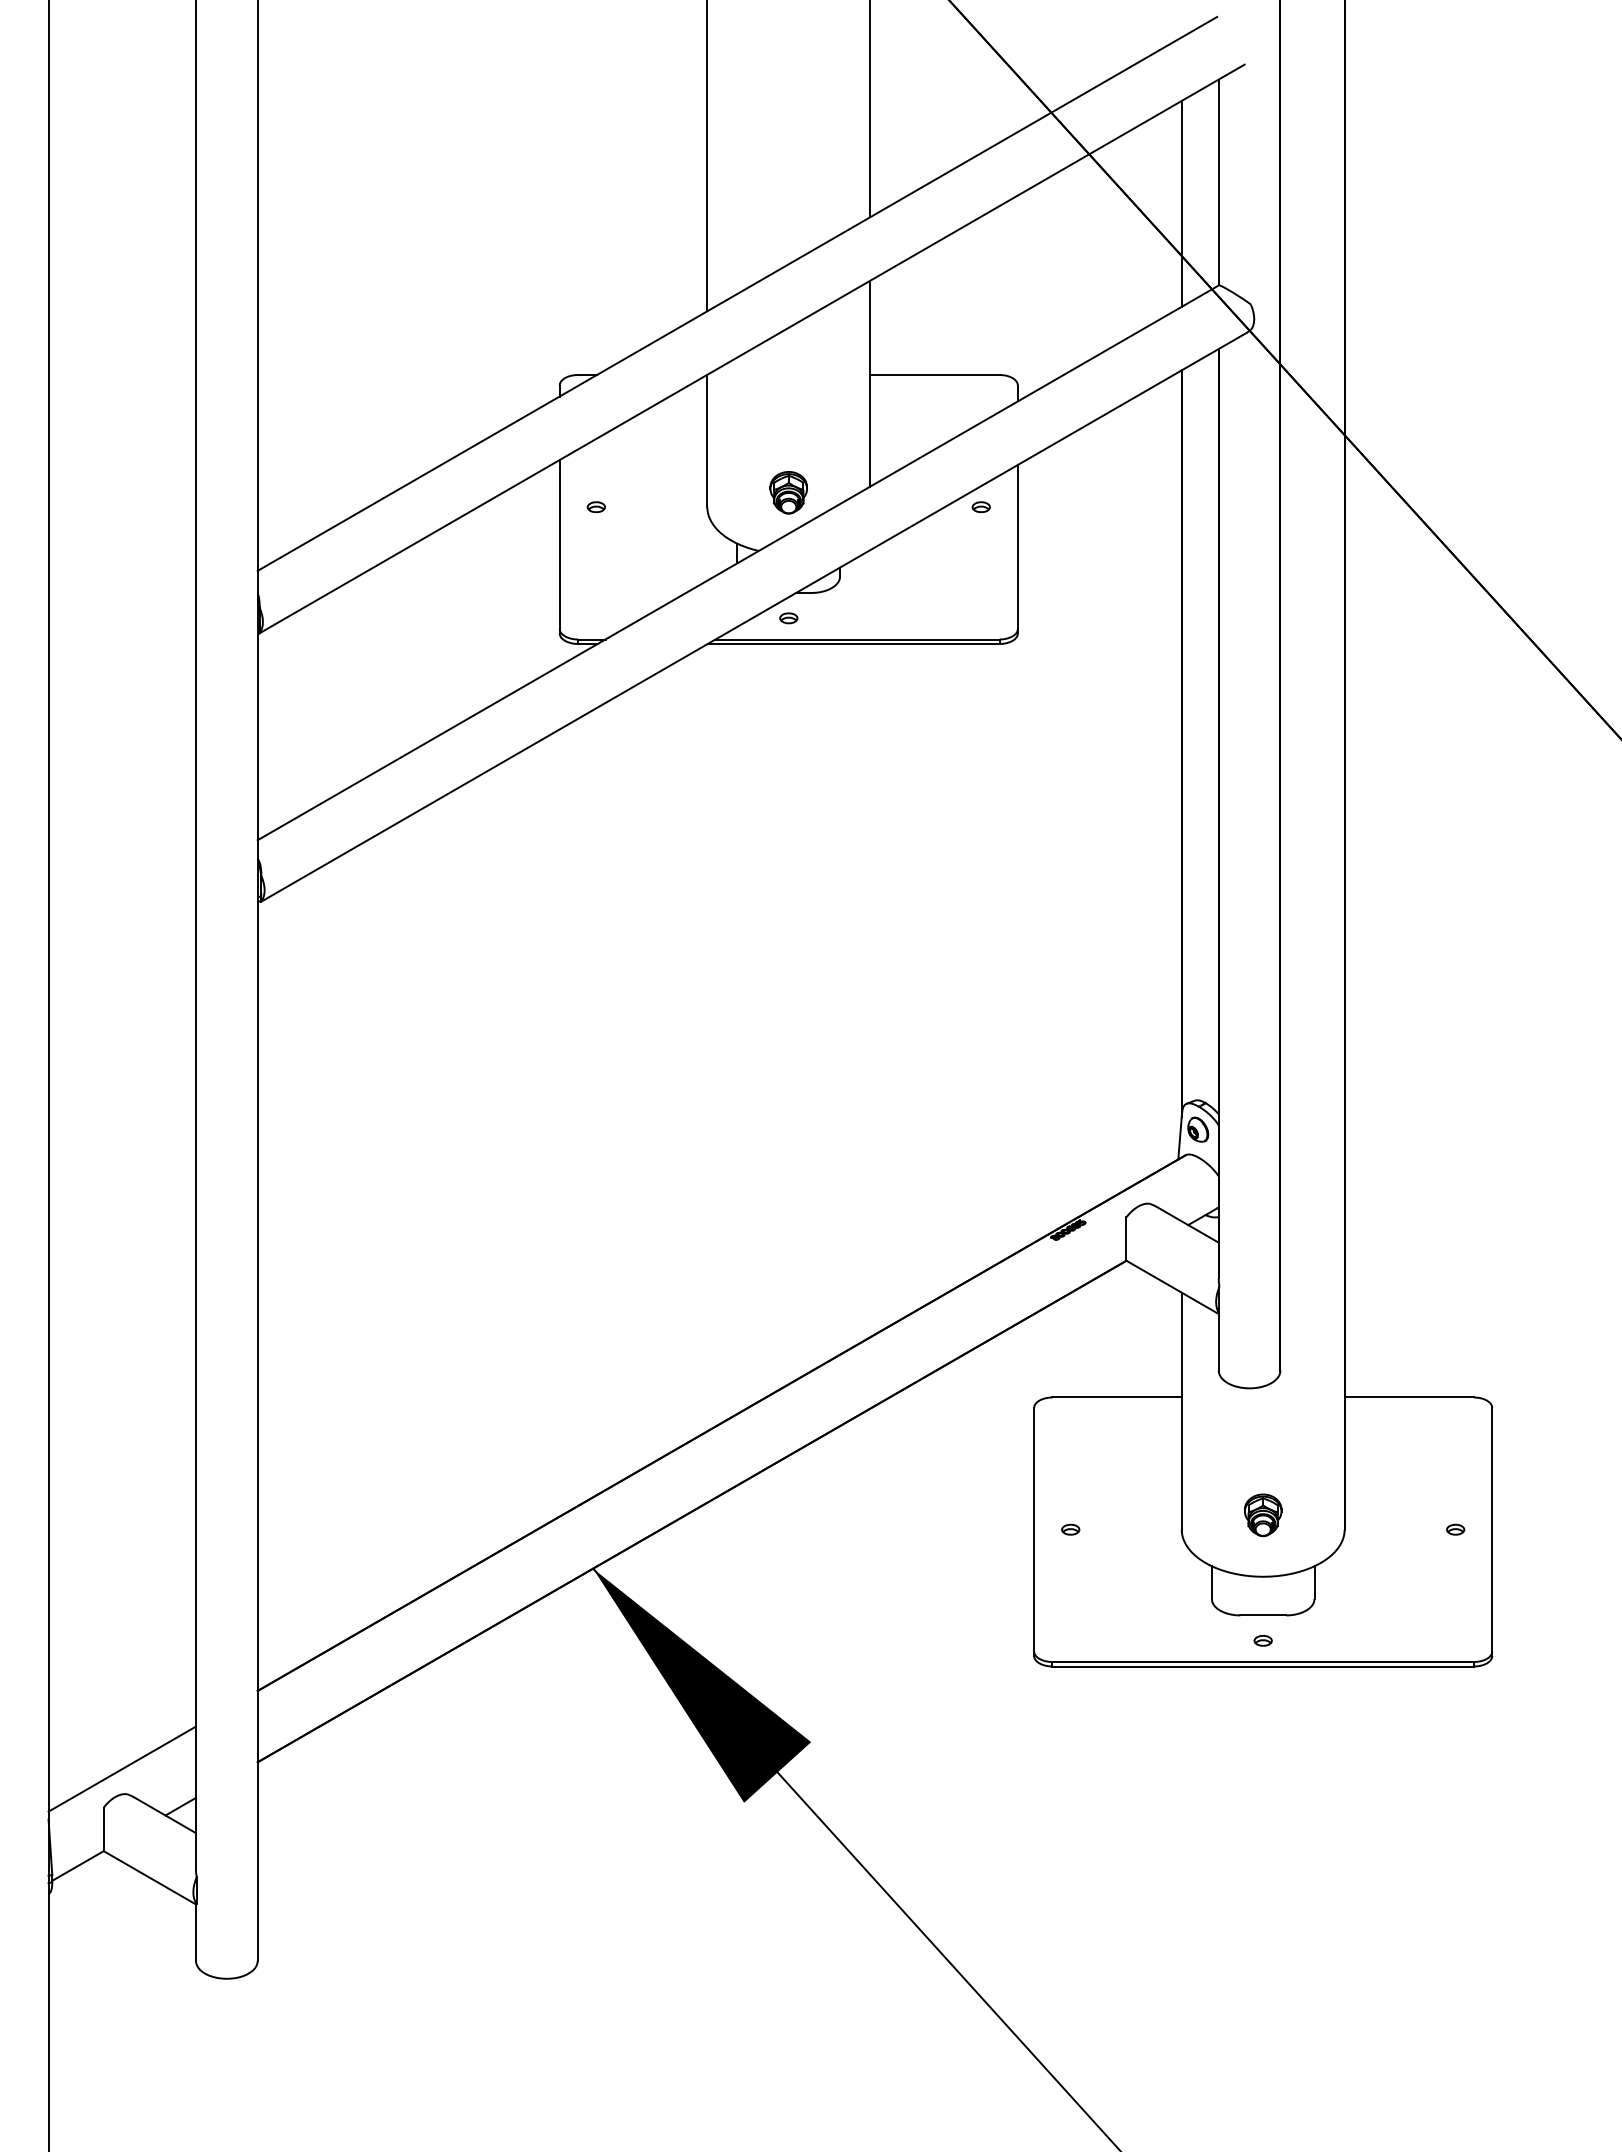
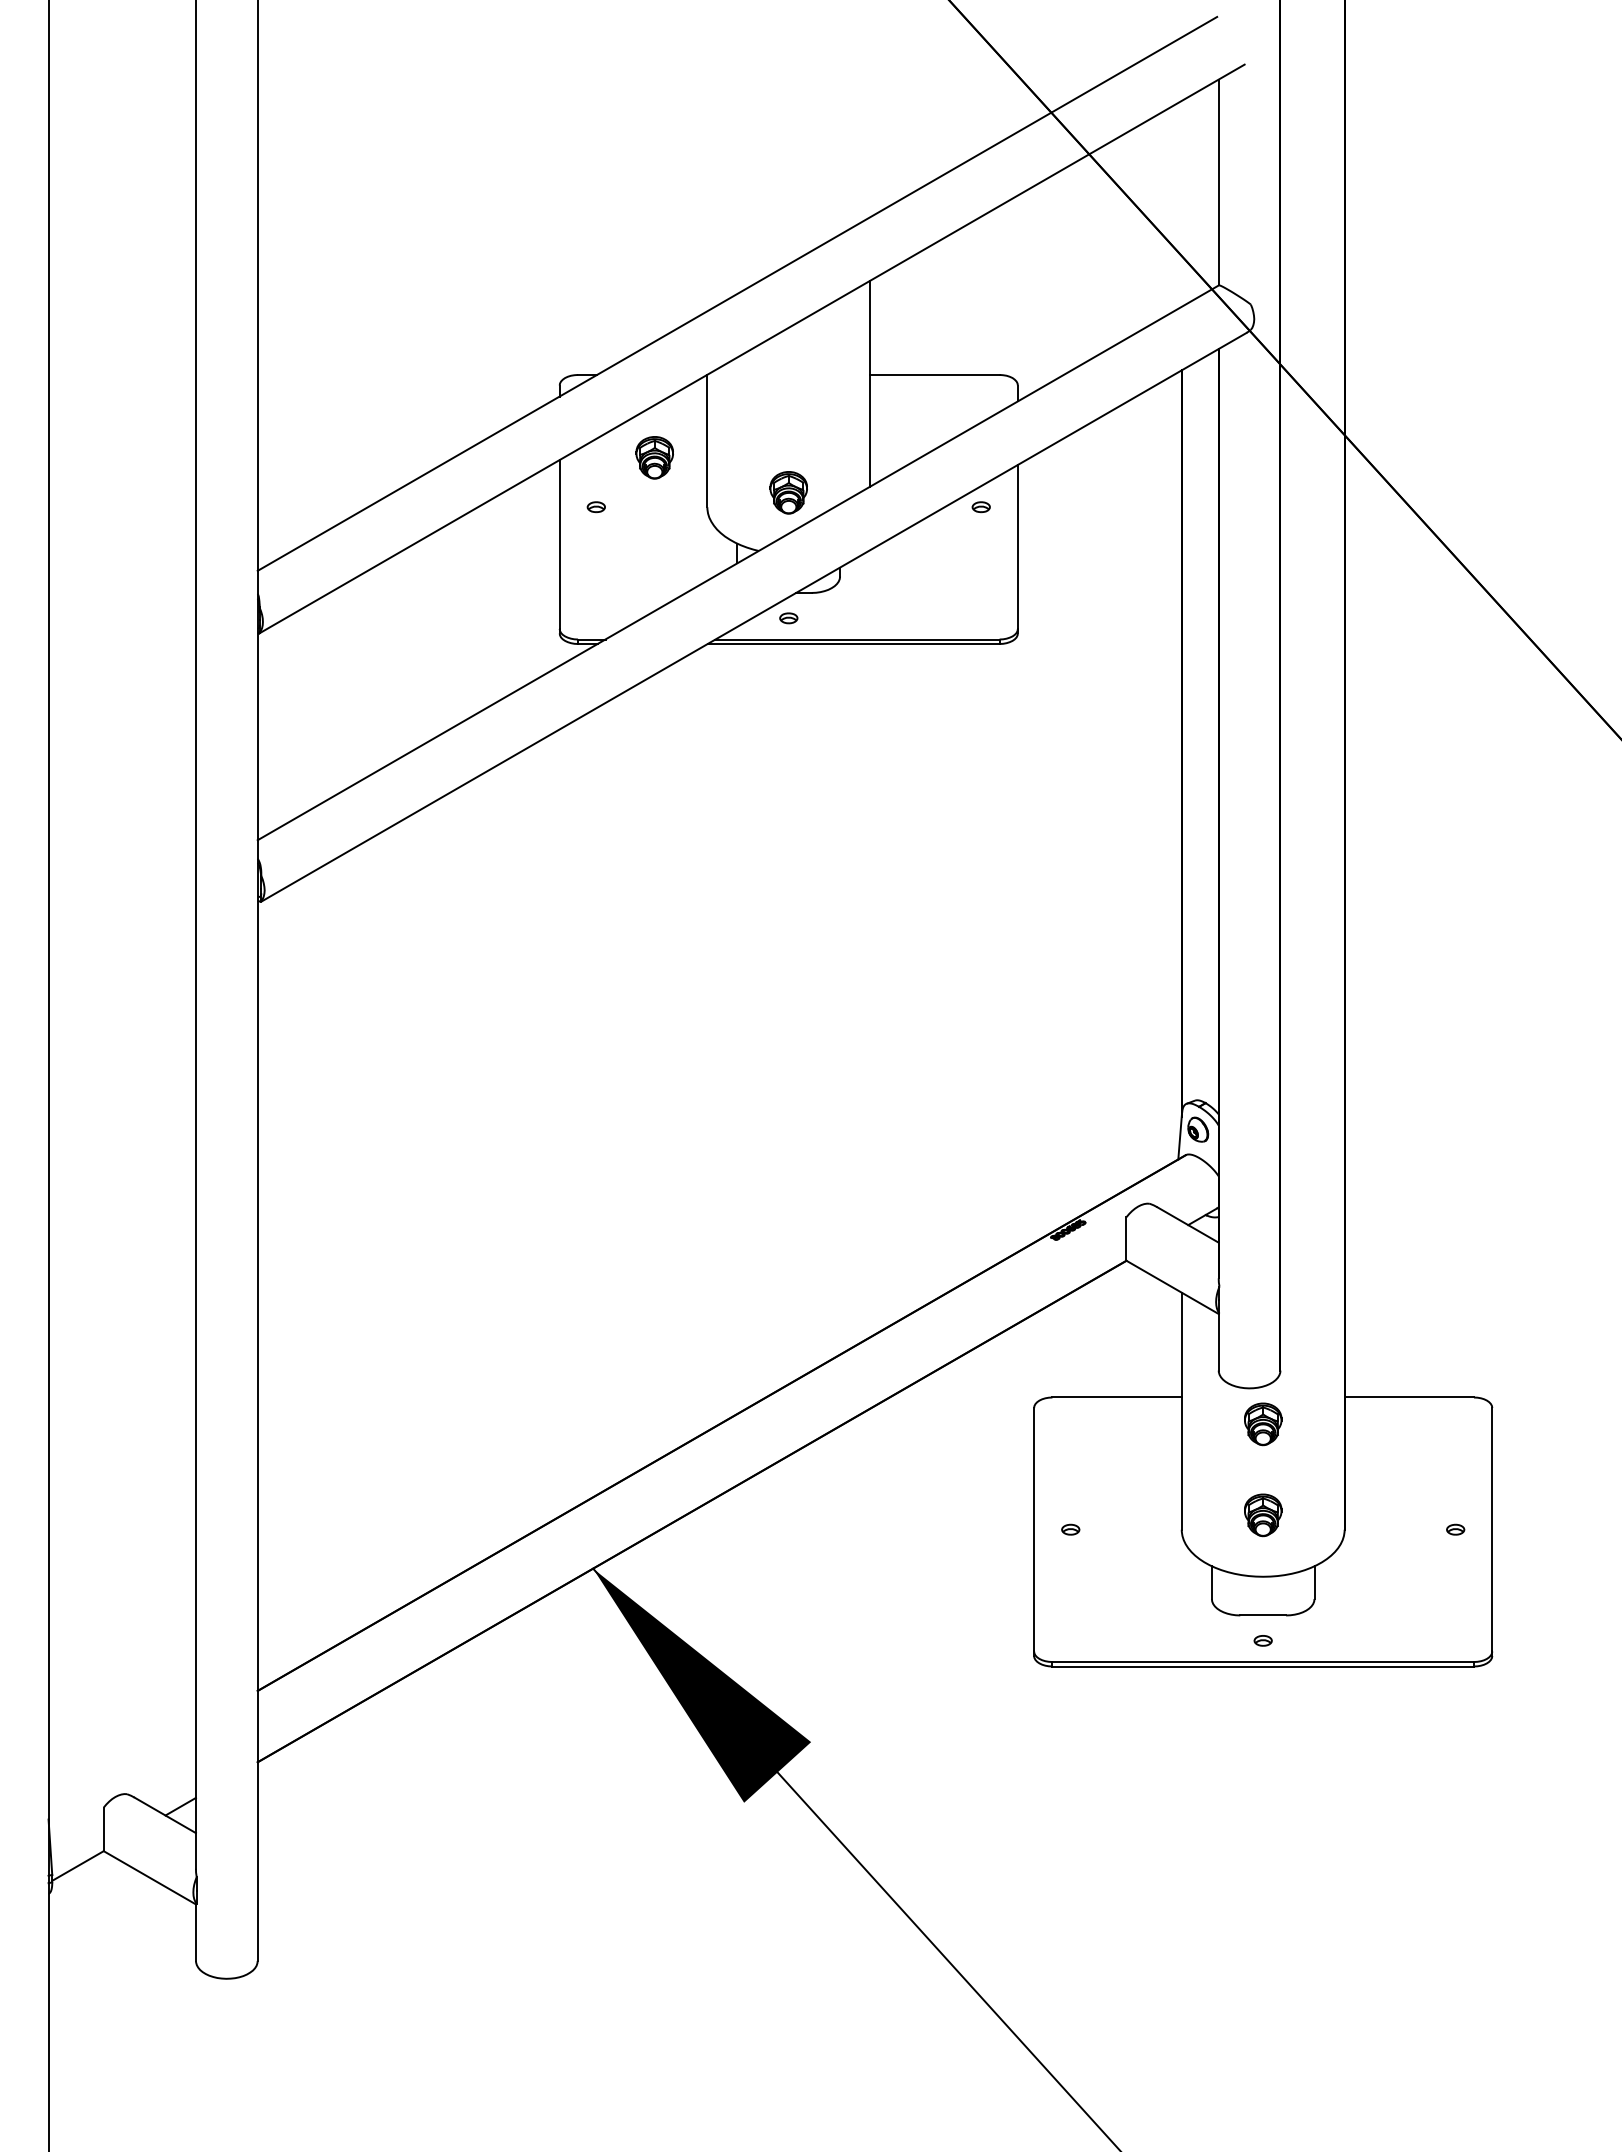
line: present -> none (870, 109)
line: present -> none (707, 156)
line: present -> none (1181, 203)
part: none -> present (654, 457)
part: none -> present (1263, 1424)
line: present -> none (121, 1768)
